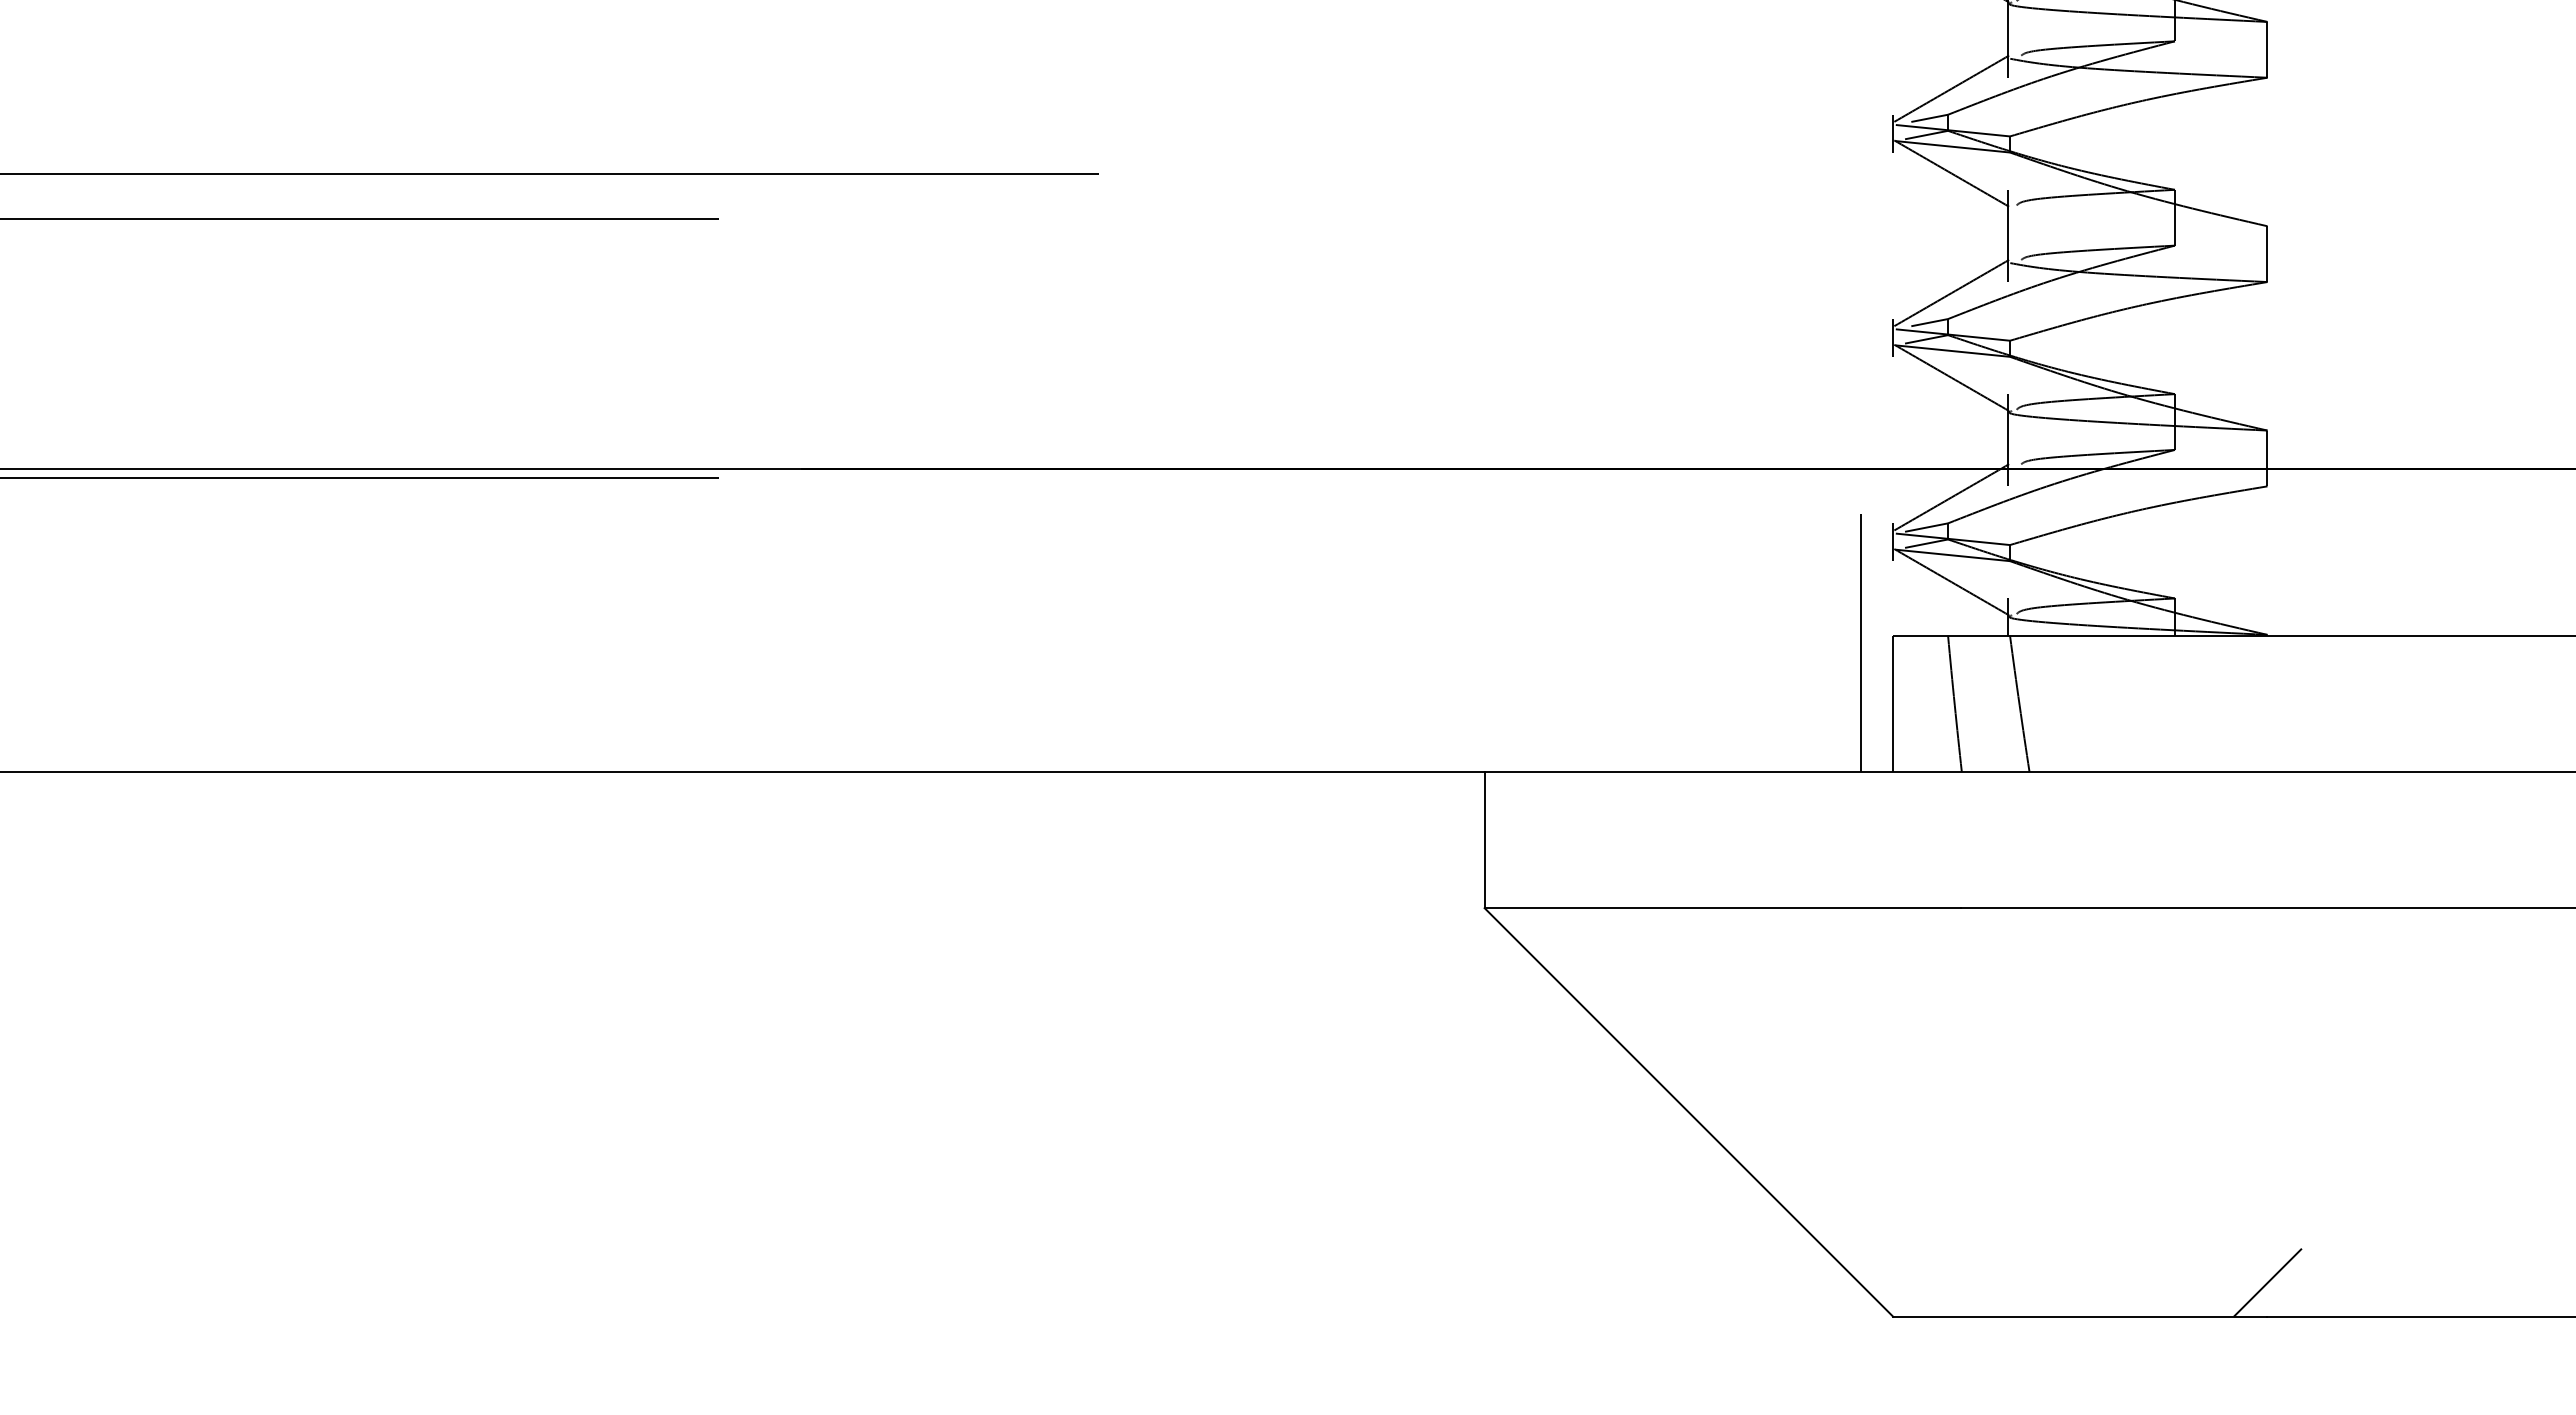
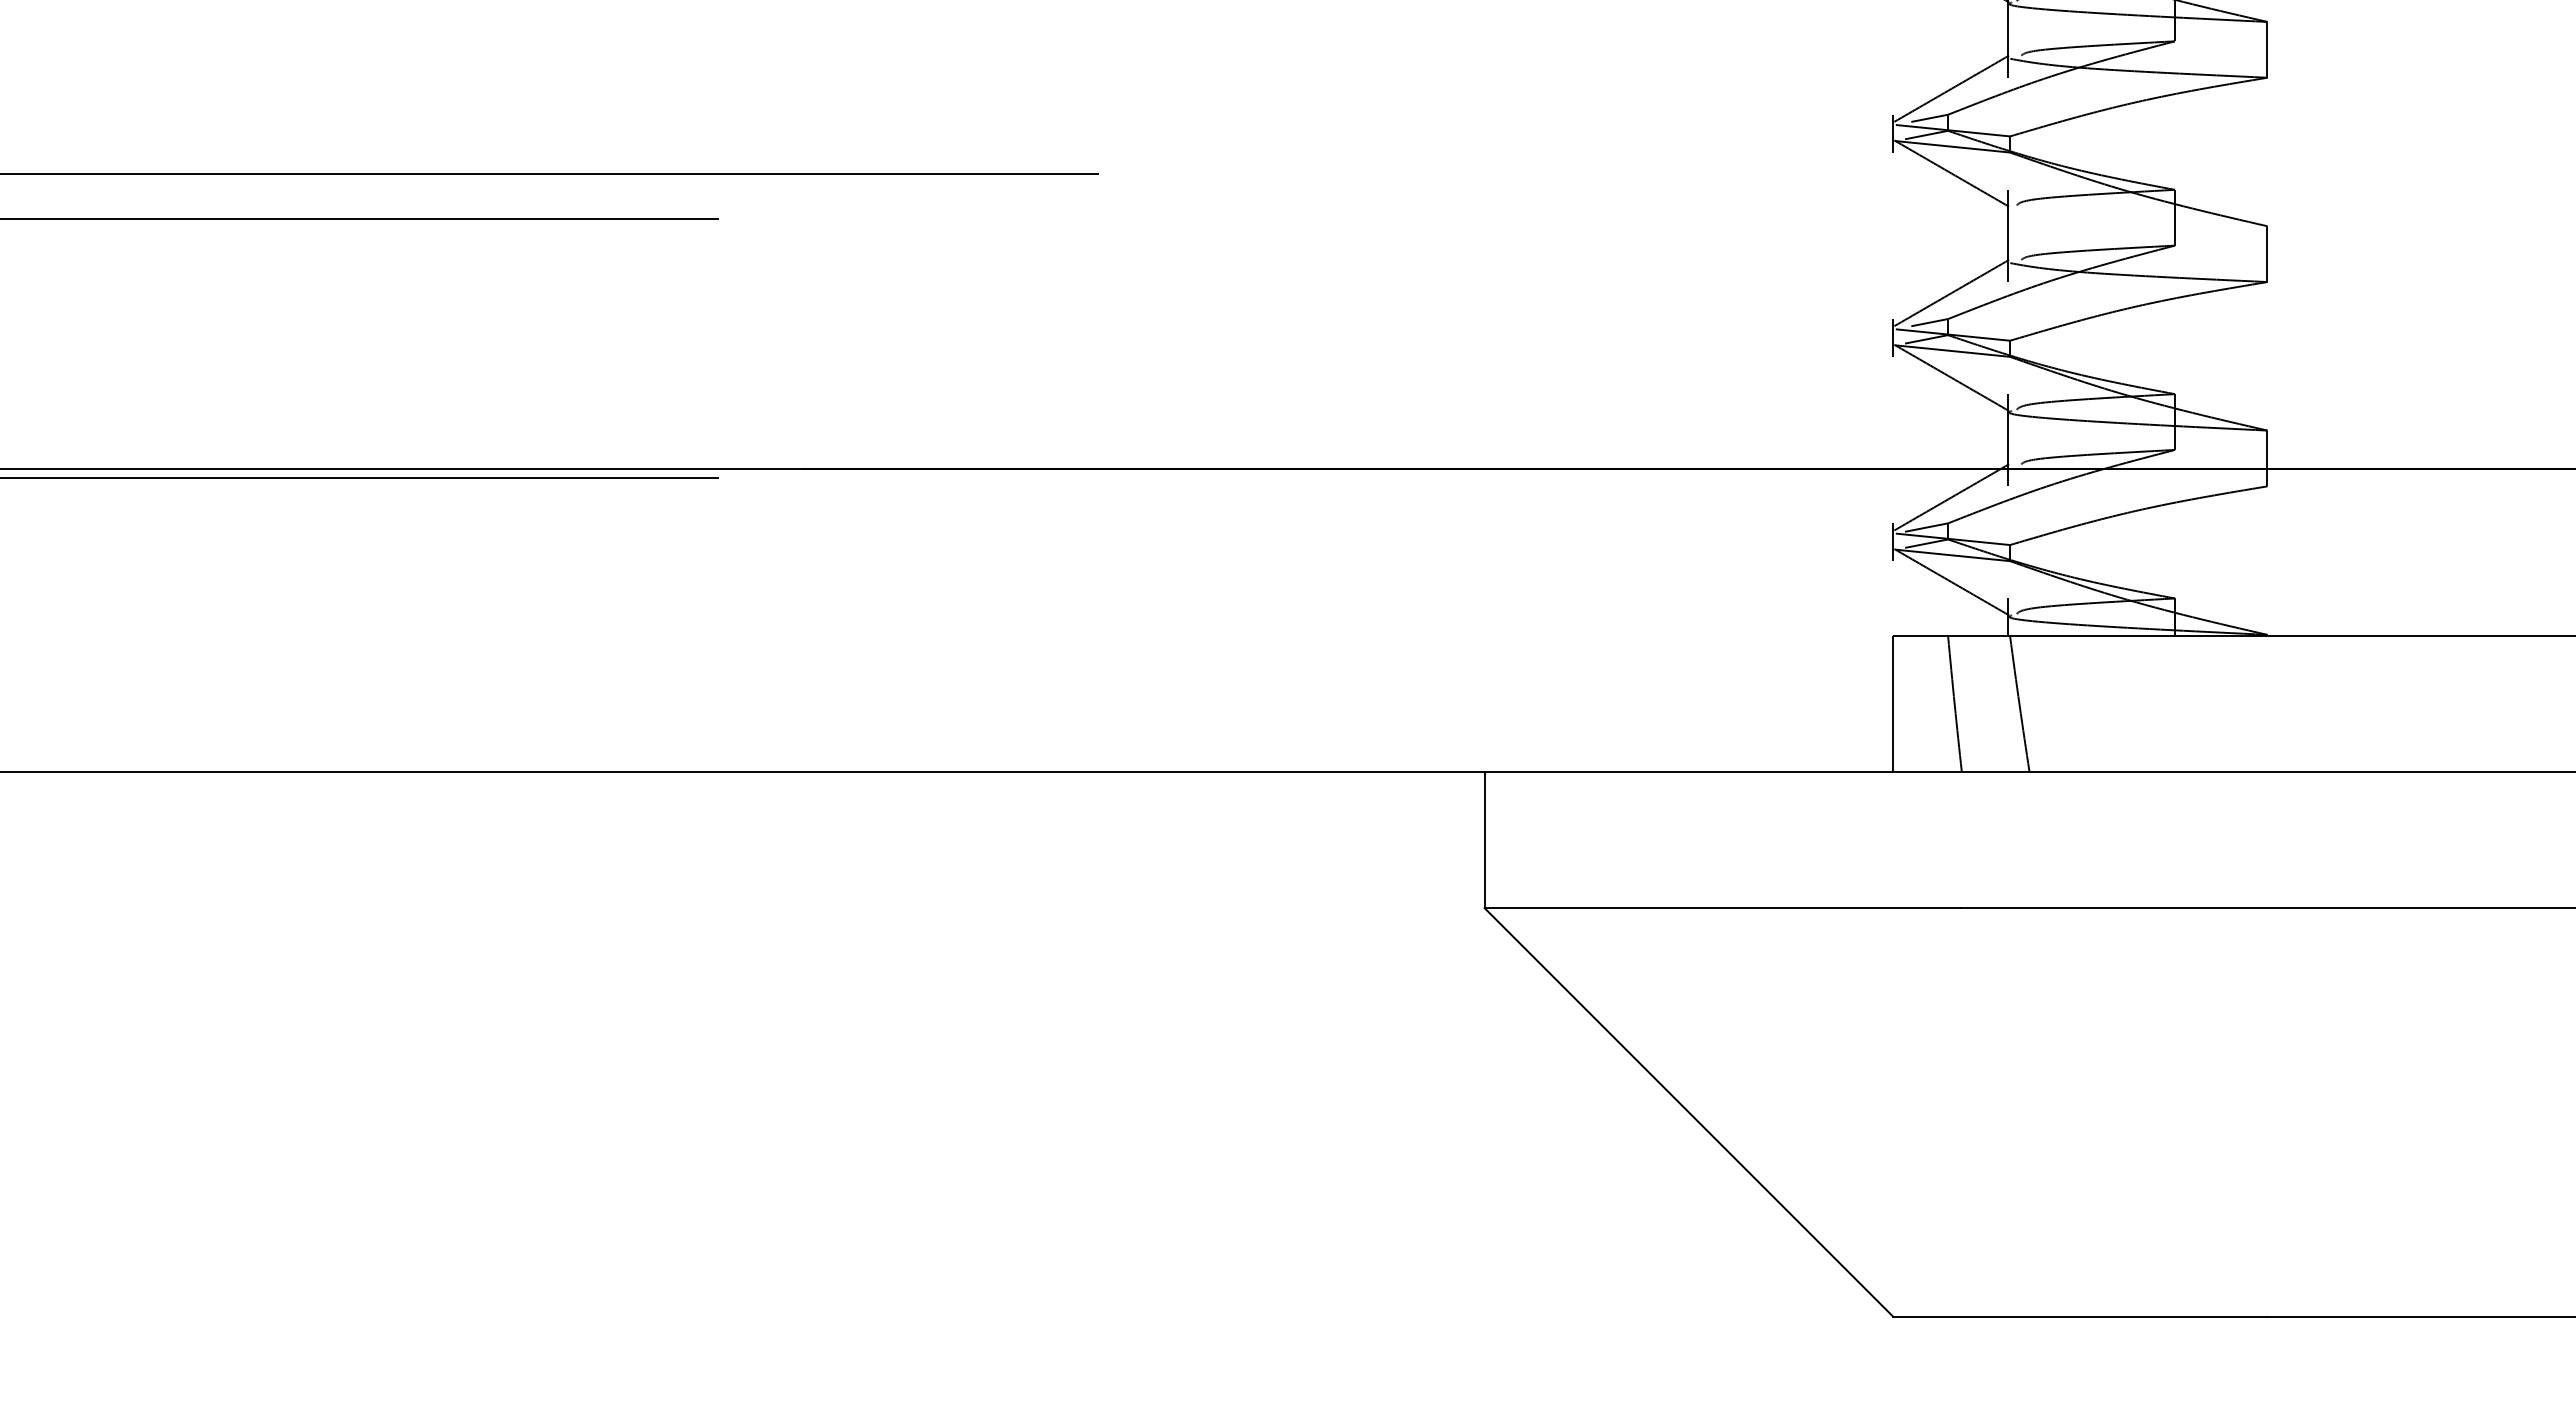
line: present -> none (1860, 642)
line: present -> none (2267, 1282)
